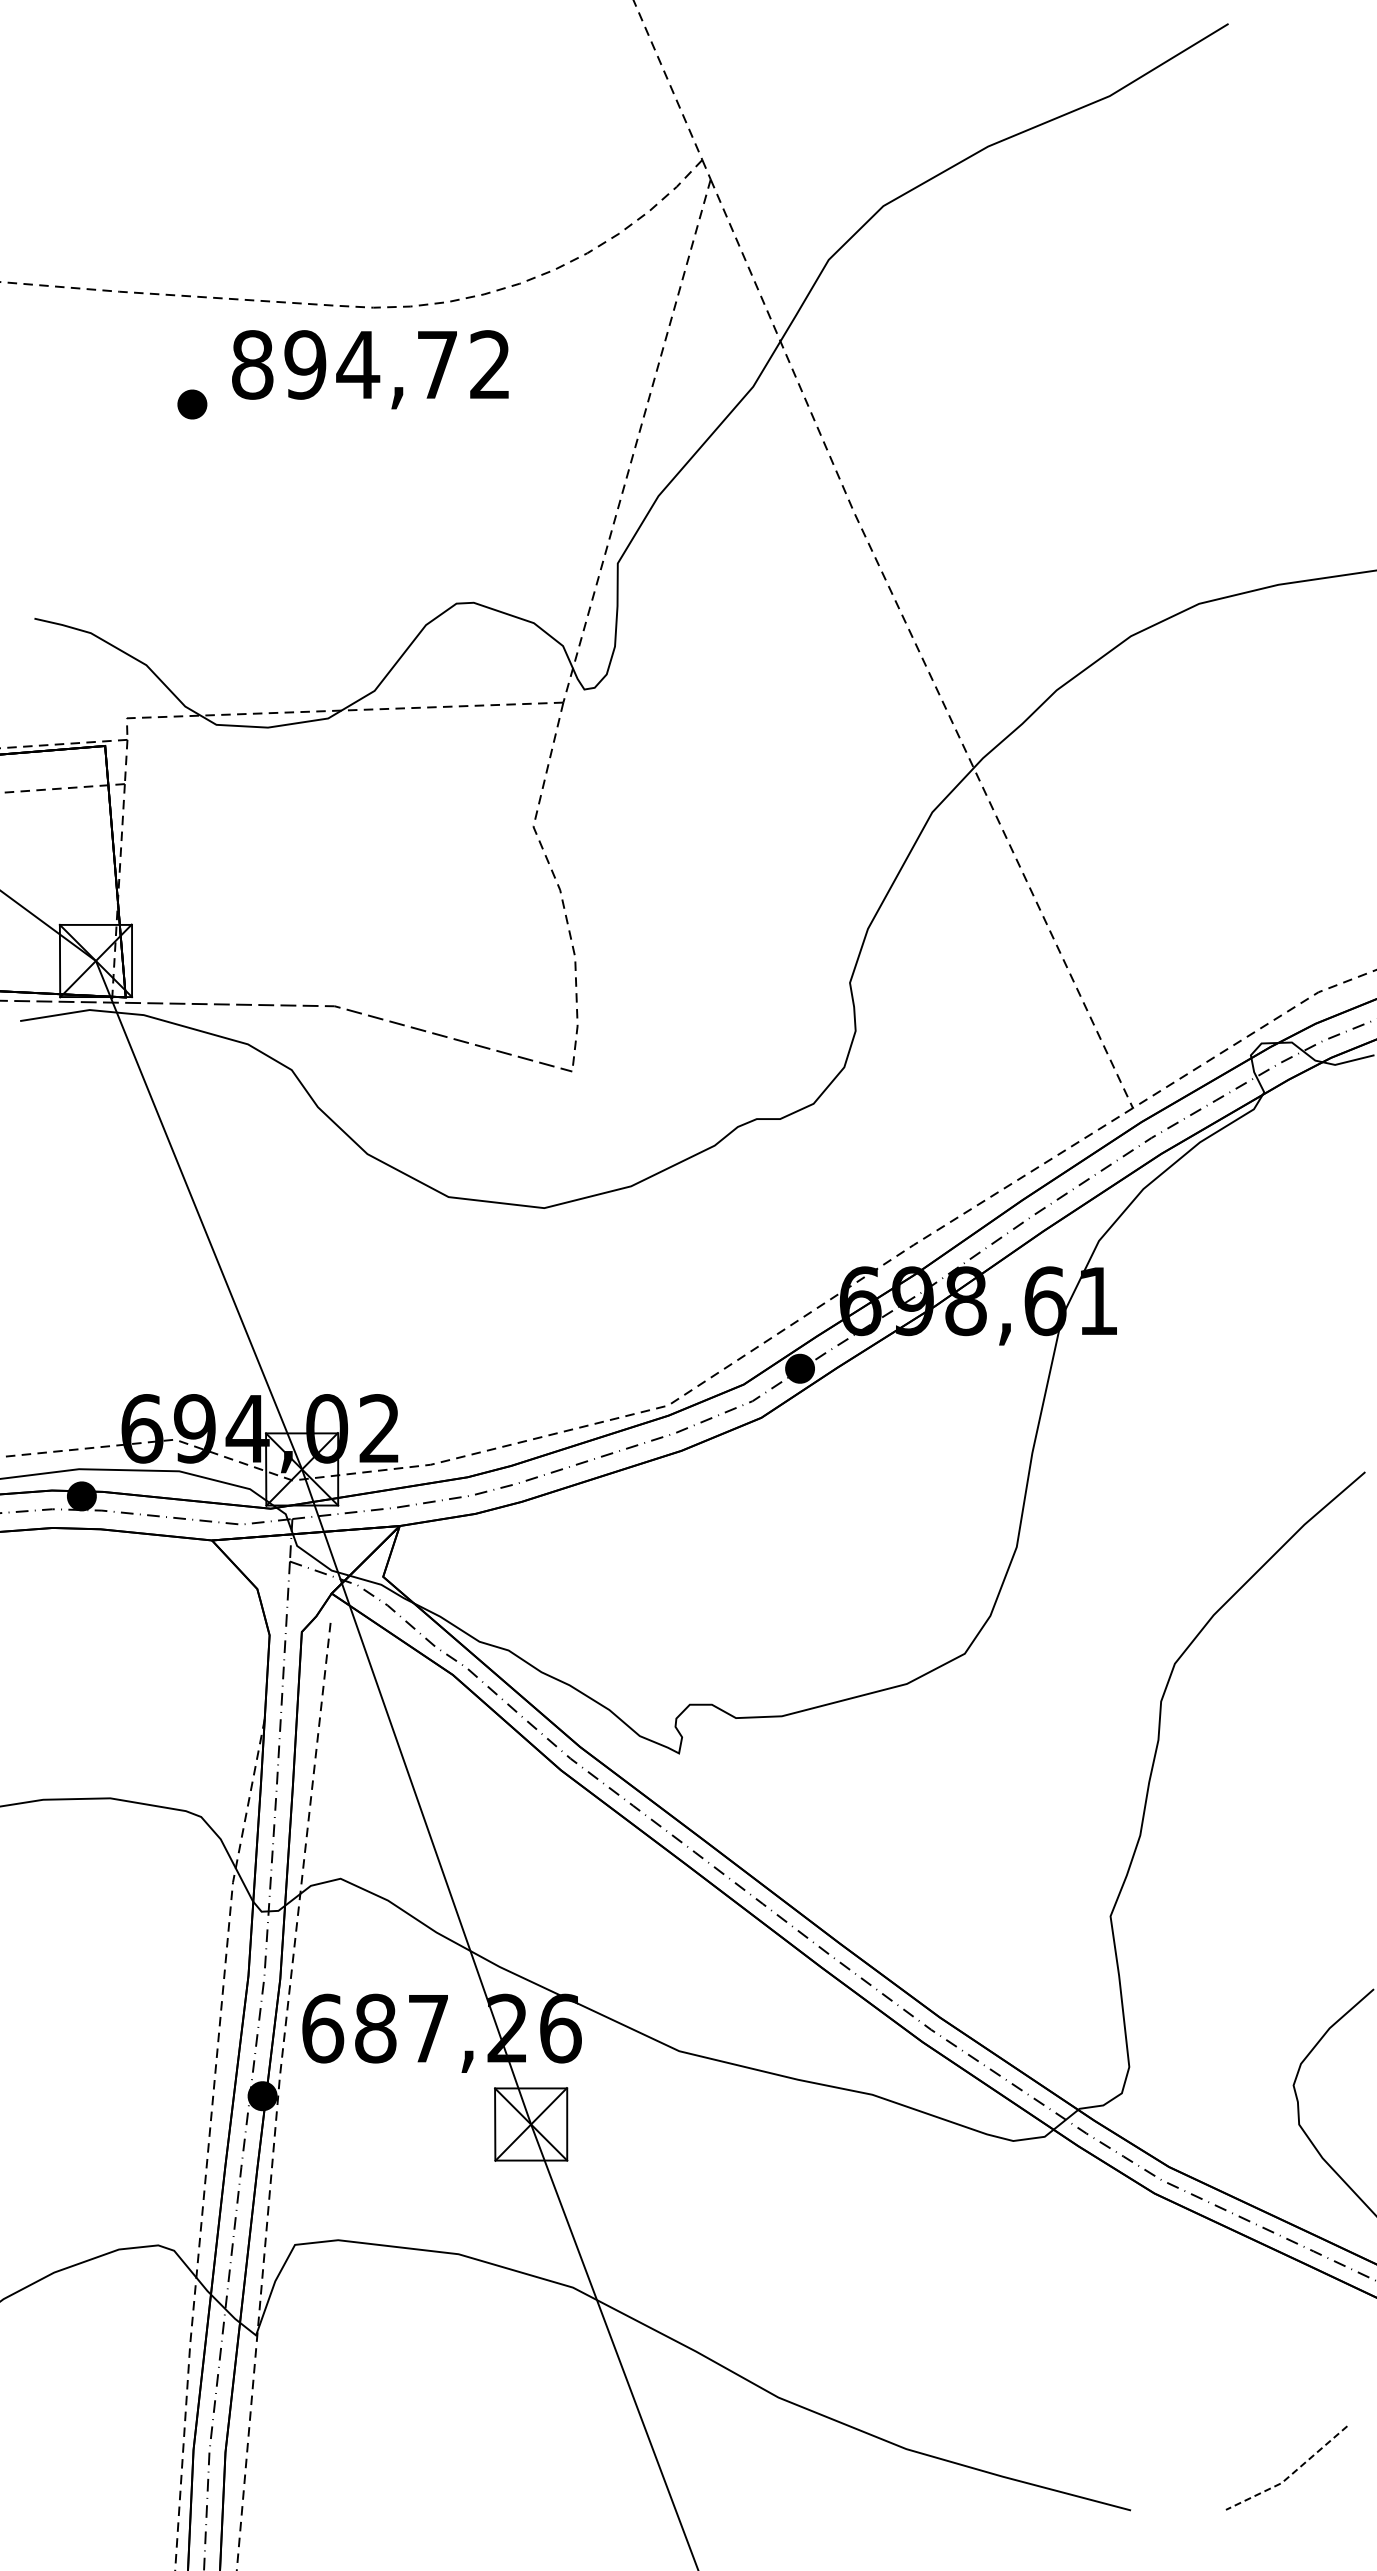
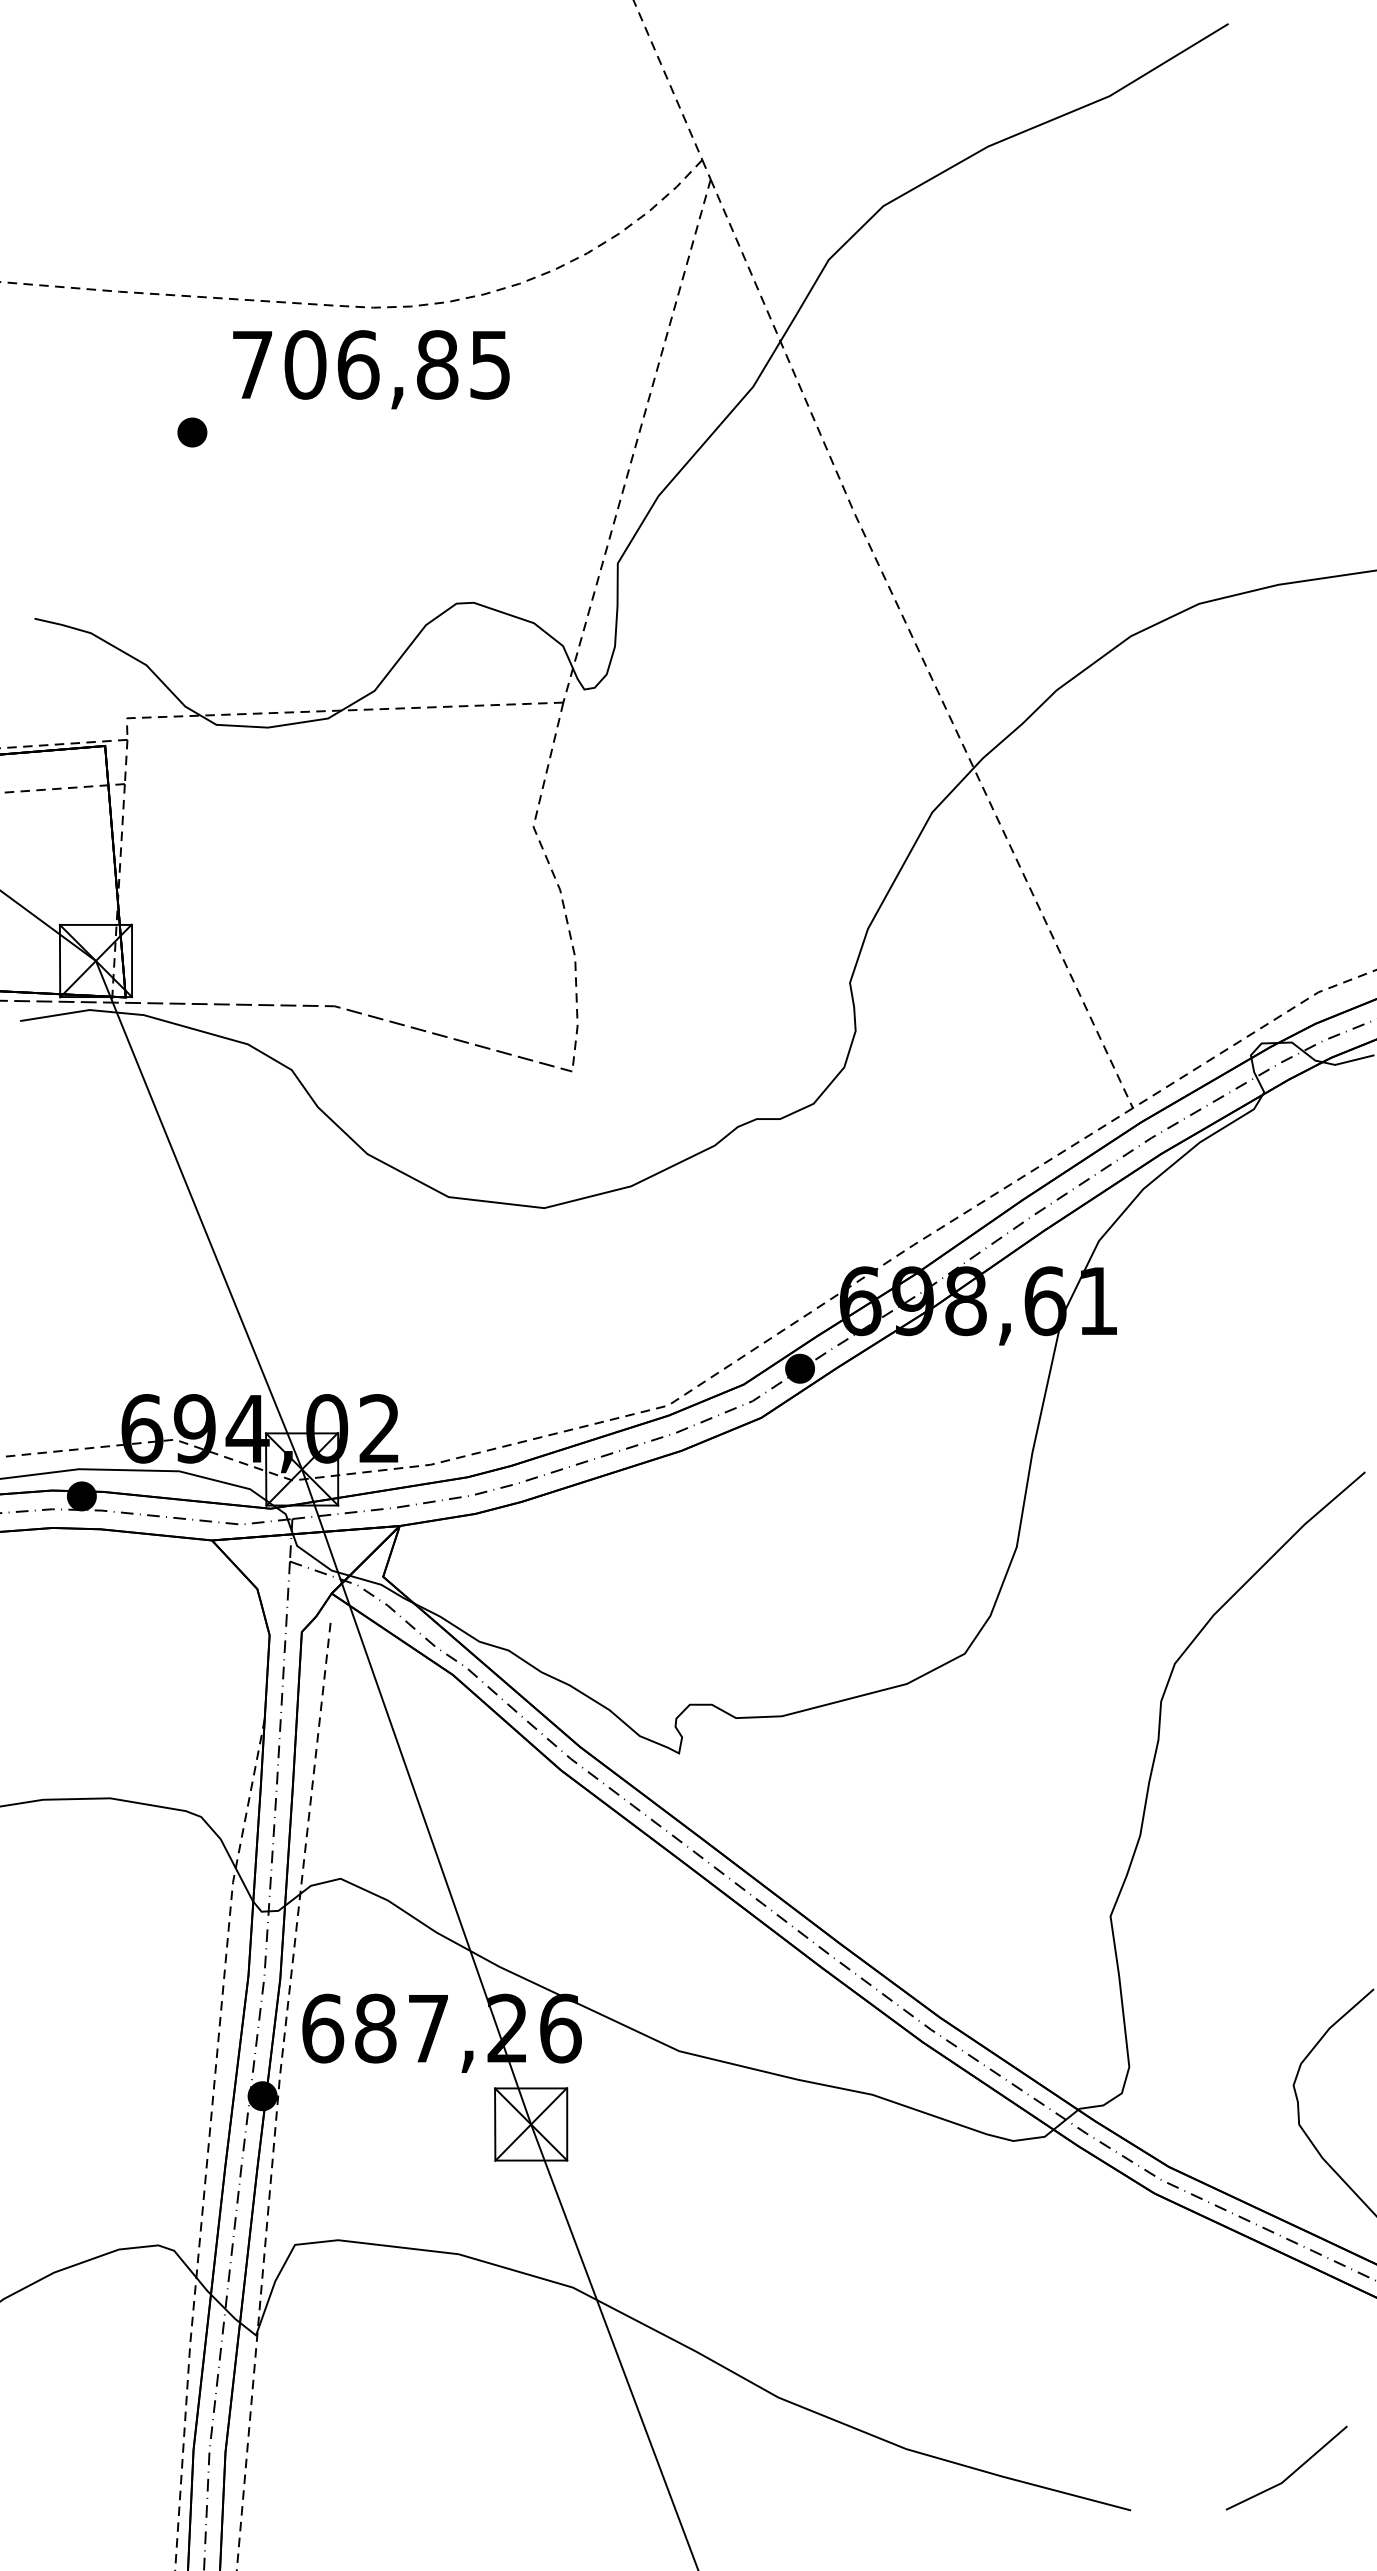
text: 894,72 -> 706,85 (370, 364)
part position: (192, 404) -> (192, 432) (192, 432)
line: dashed -> solid (1290, 2475)
